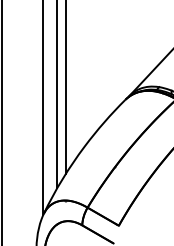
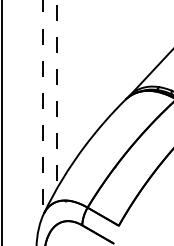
line: present -> none (65, 87)
line: solid -> dashed (57, 94)
line: solid -> dashed (43, 108)
